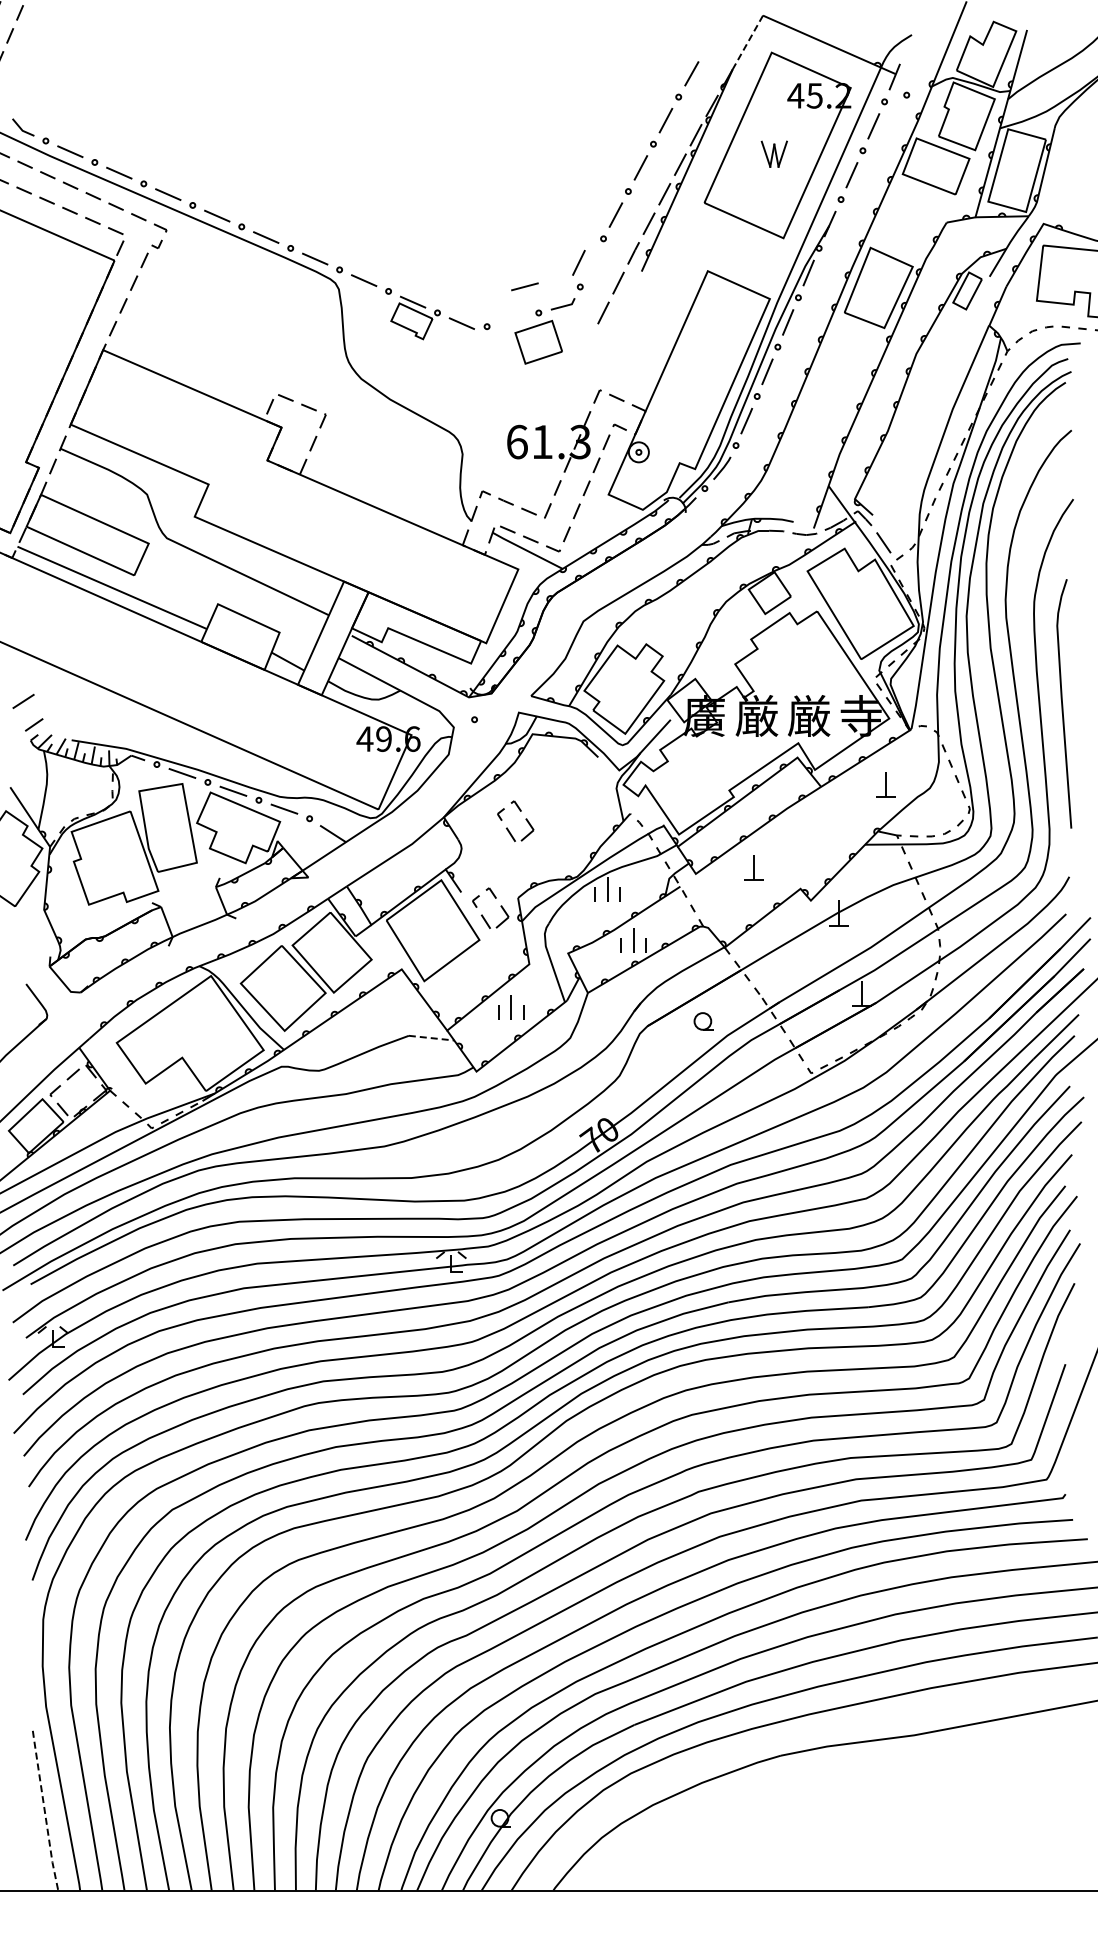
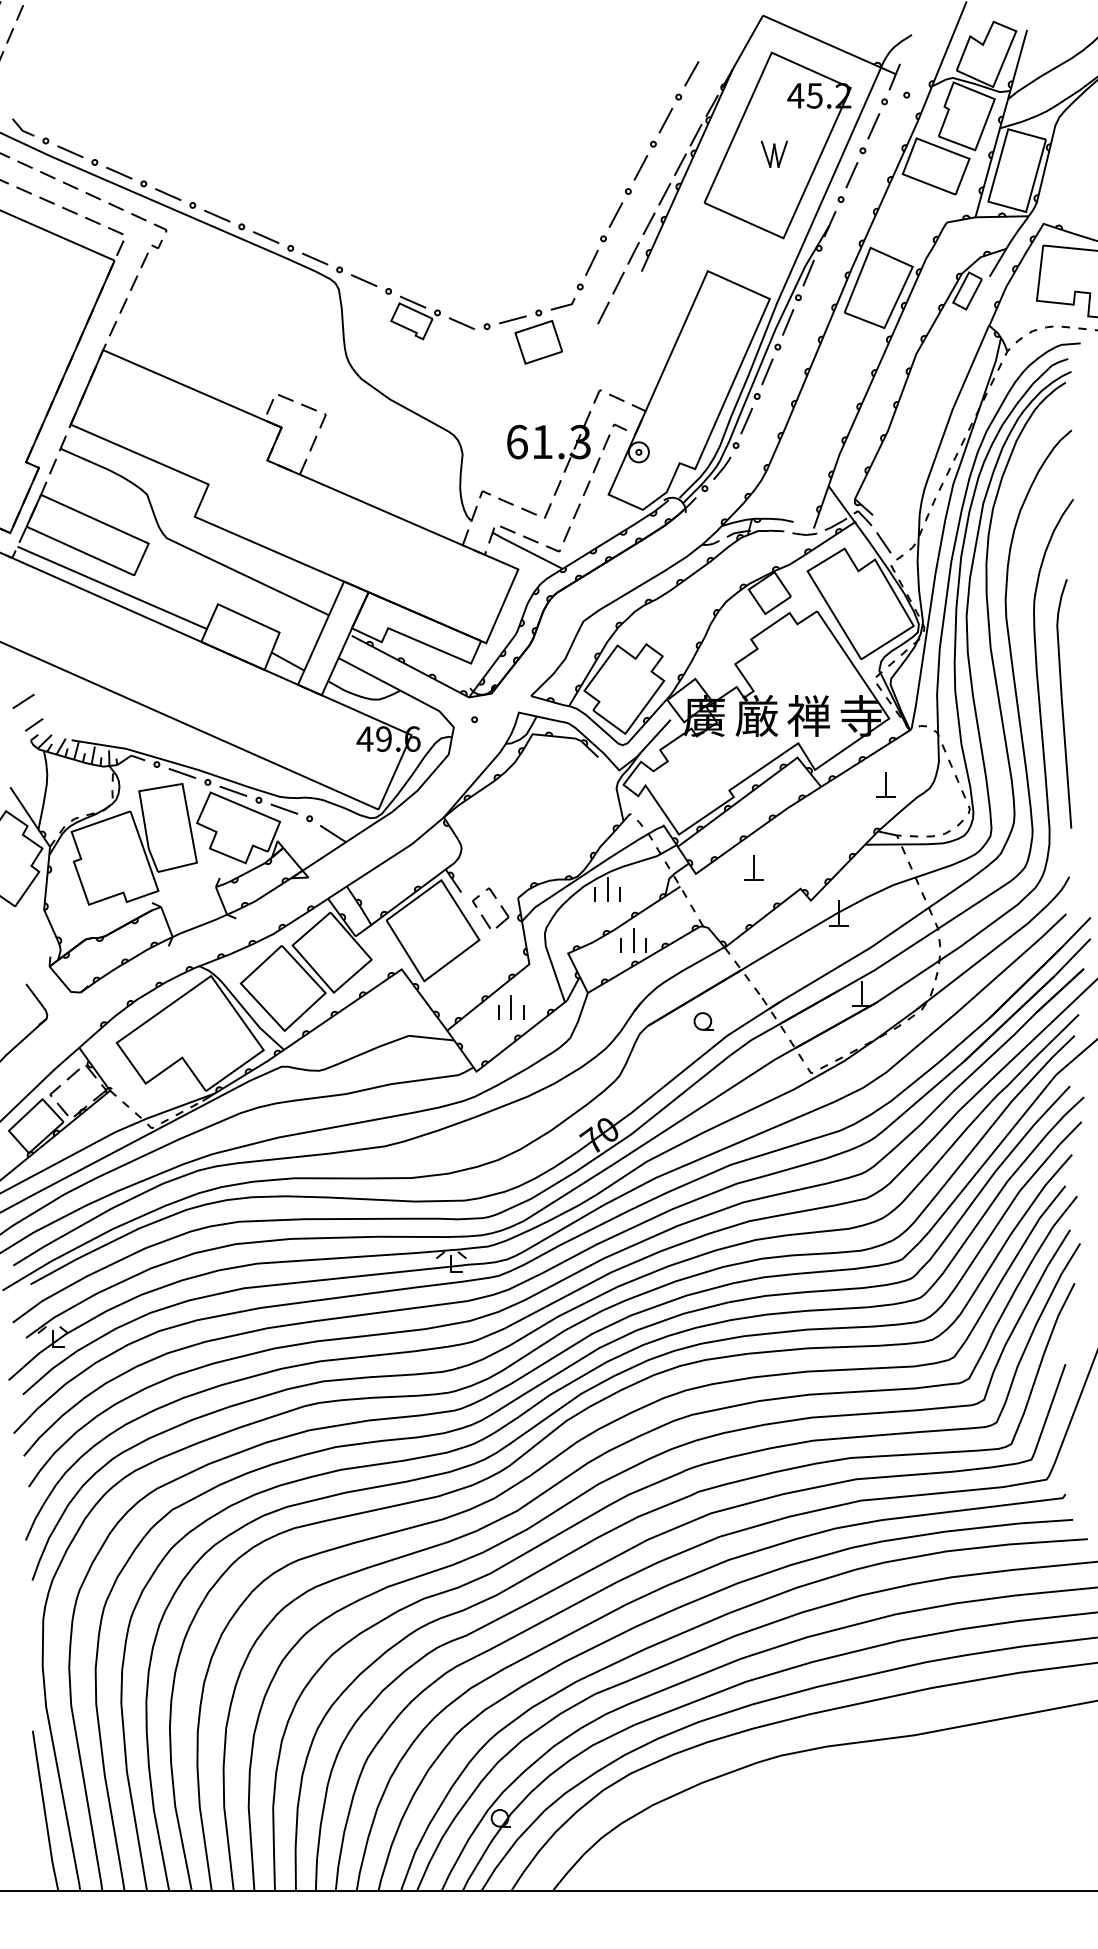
line: dashed -> solid (747, 42)
line position: (578, 262) -> (591, 262) (591, 262)
line position: (524, 286) -> (512, 319) (512, 319)
text: 厳 -> 禅 (808, 715)
part: present -> none (525, 819)
line: dashed -> solid (431, 1038)
line: dashed -> solid (44, 1811)
